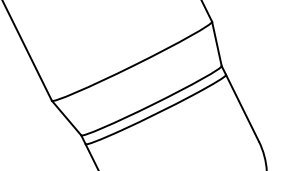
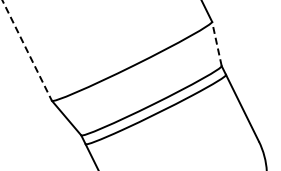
line: solid -> dashed (216, 43)
line: solid -> dashed (27, 50)
